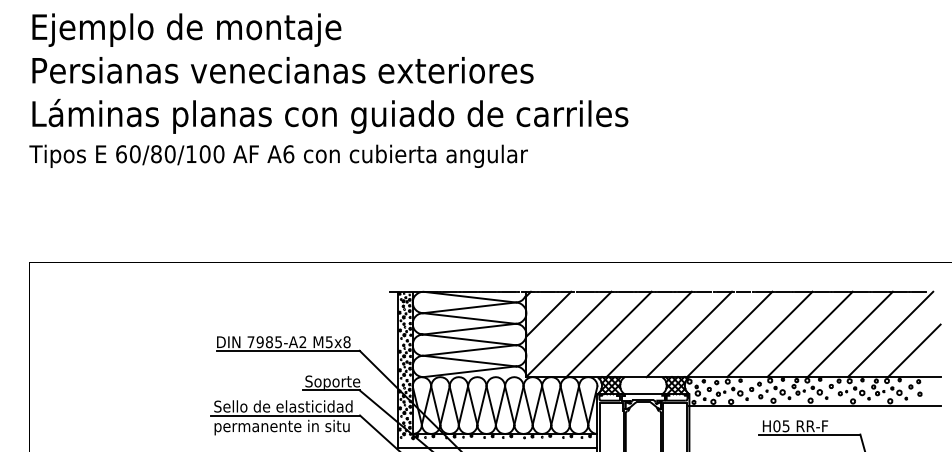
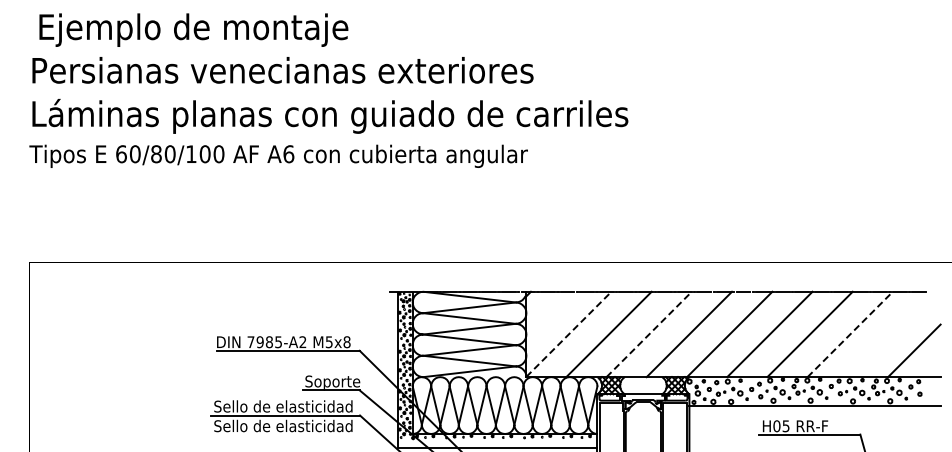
text position: (186, 29) -> (193, 29) (193, 29)
line: present -> none (548, 313)
line: solid -> dashed (569, 333)
line: solid -> dashed (649, 334)
line: solid -> dashed (850, 334)
line: present -> none (890, 334)
text: permanente in situ -> Sello de elasticidad (283, 427)
